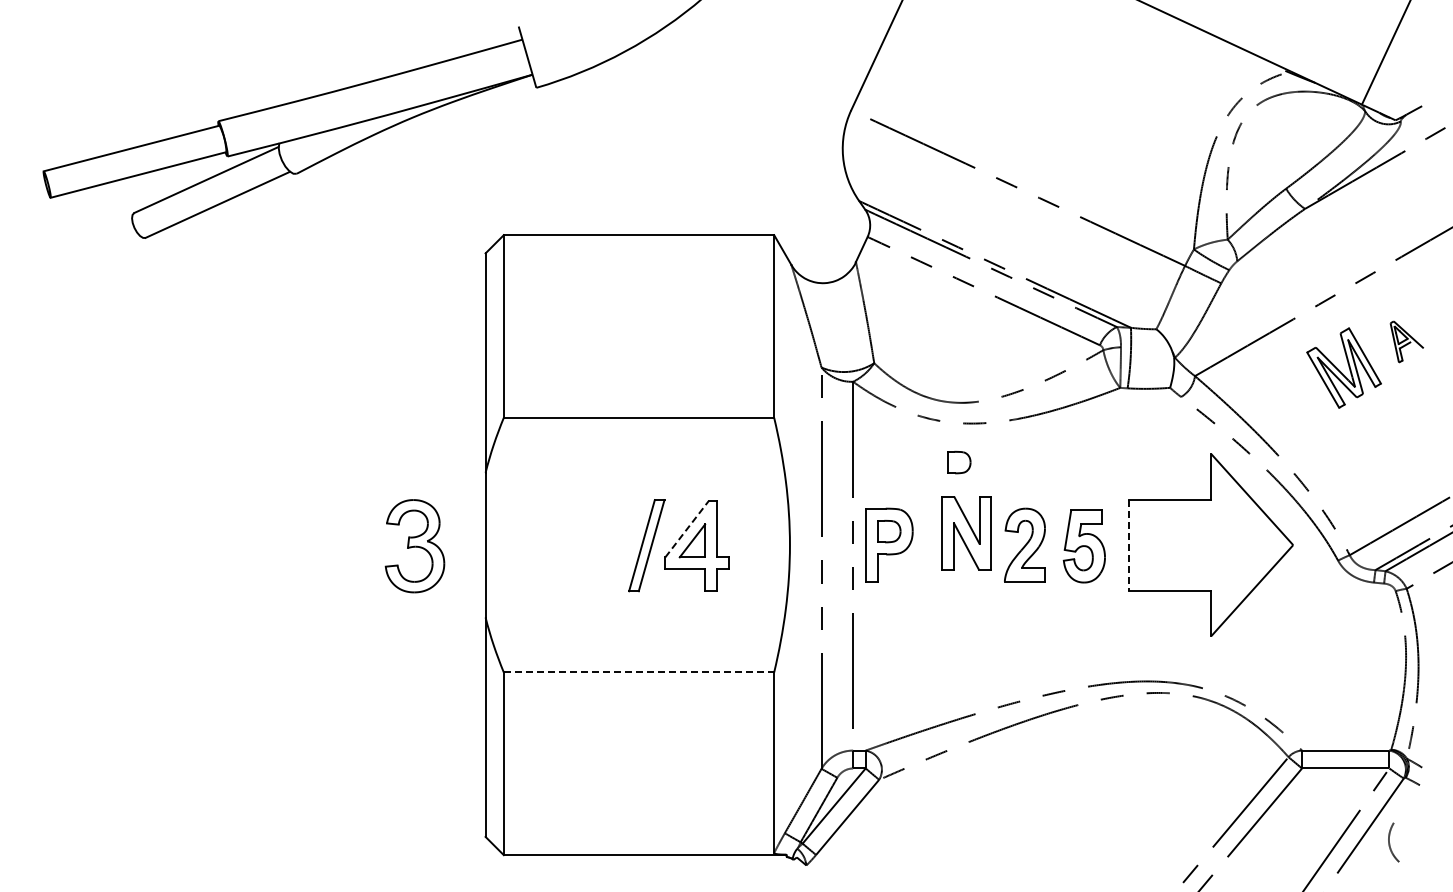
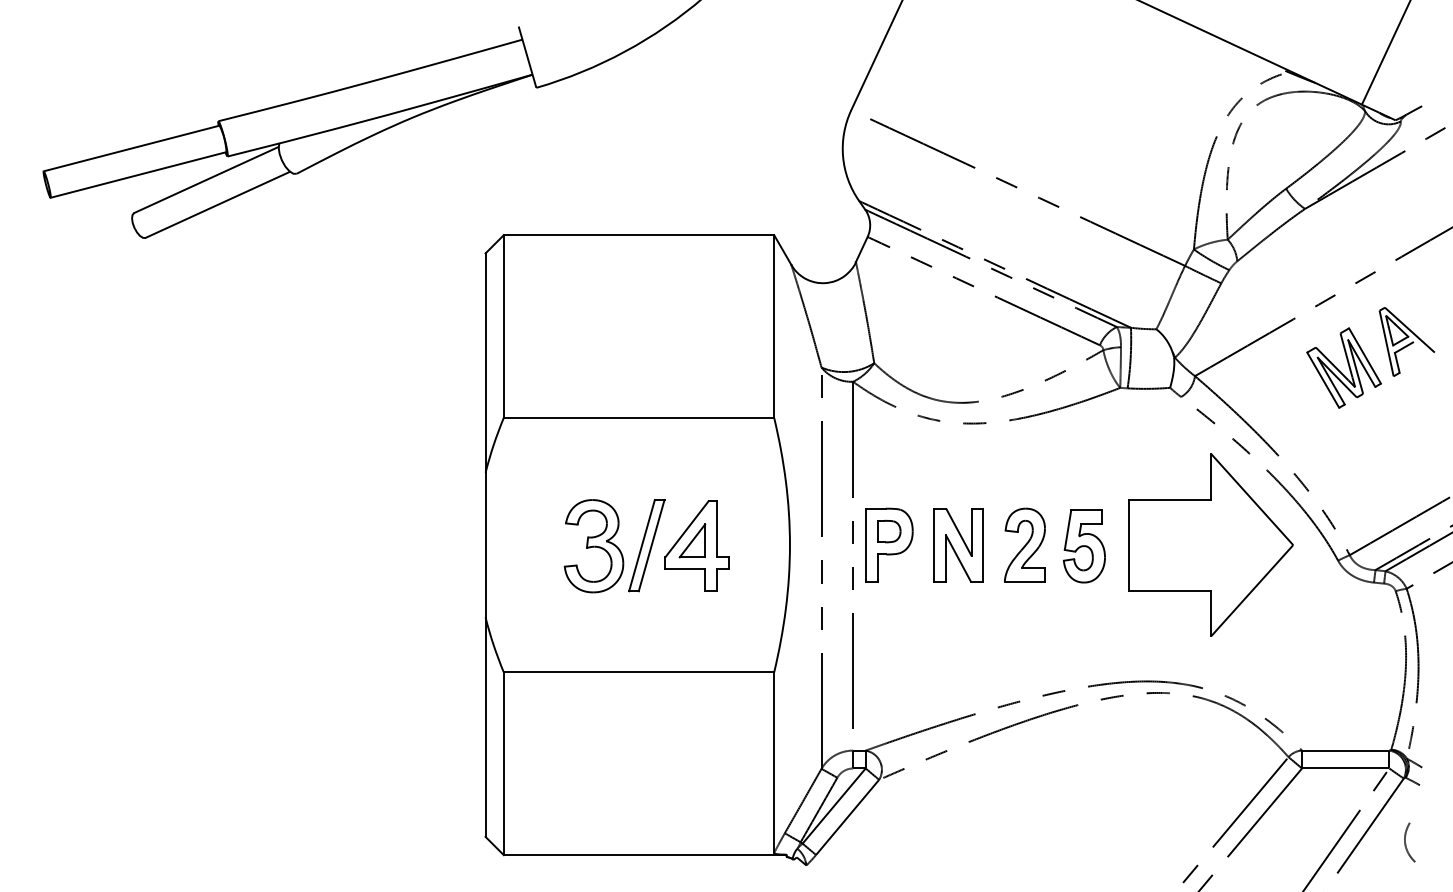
part size: 35x44 px -> 58x70 px (1406, 341)
part: present -> none (959, 462)
line: dashed -> solid (687, 528)
part position: (966, 533) -> (958, 545) (958, 545)
line: dashed -> solid (1129, 545)
part position: (414, 546) -> (593, 546) (593, 546)
line: dashed -> solid (639, 672)
curve position: (1390, 843) -> (1406, 843) (1406, 843)
